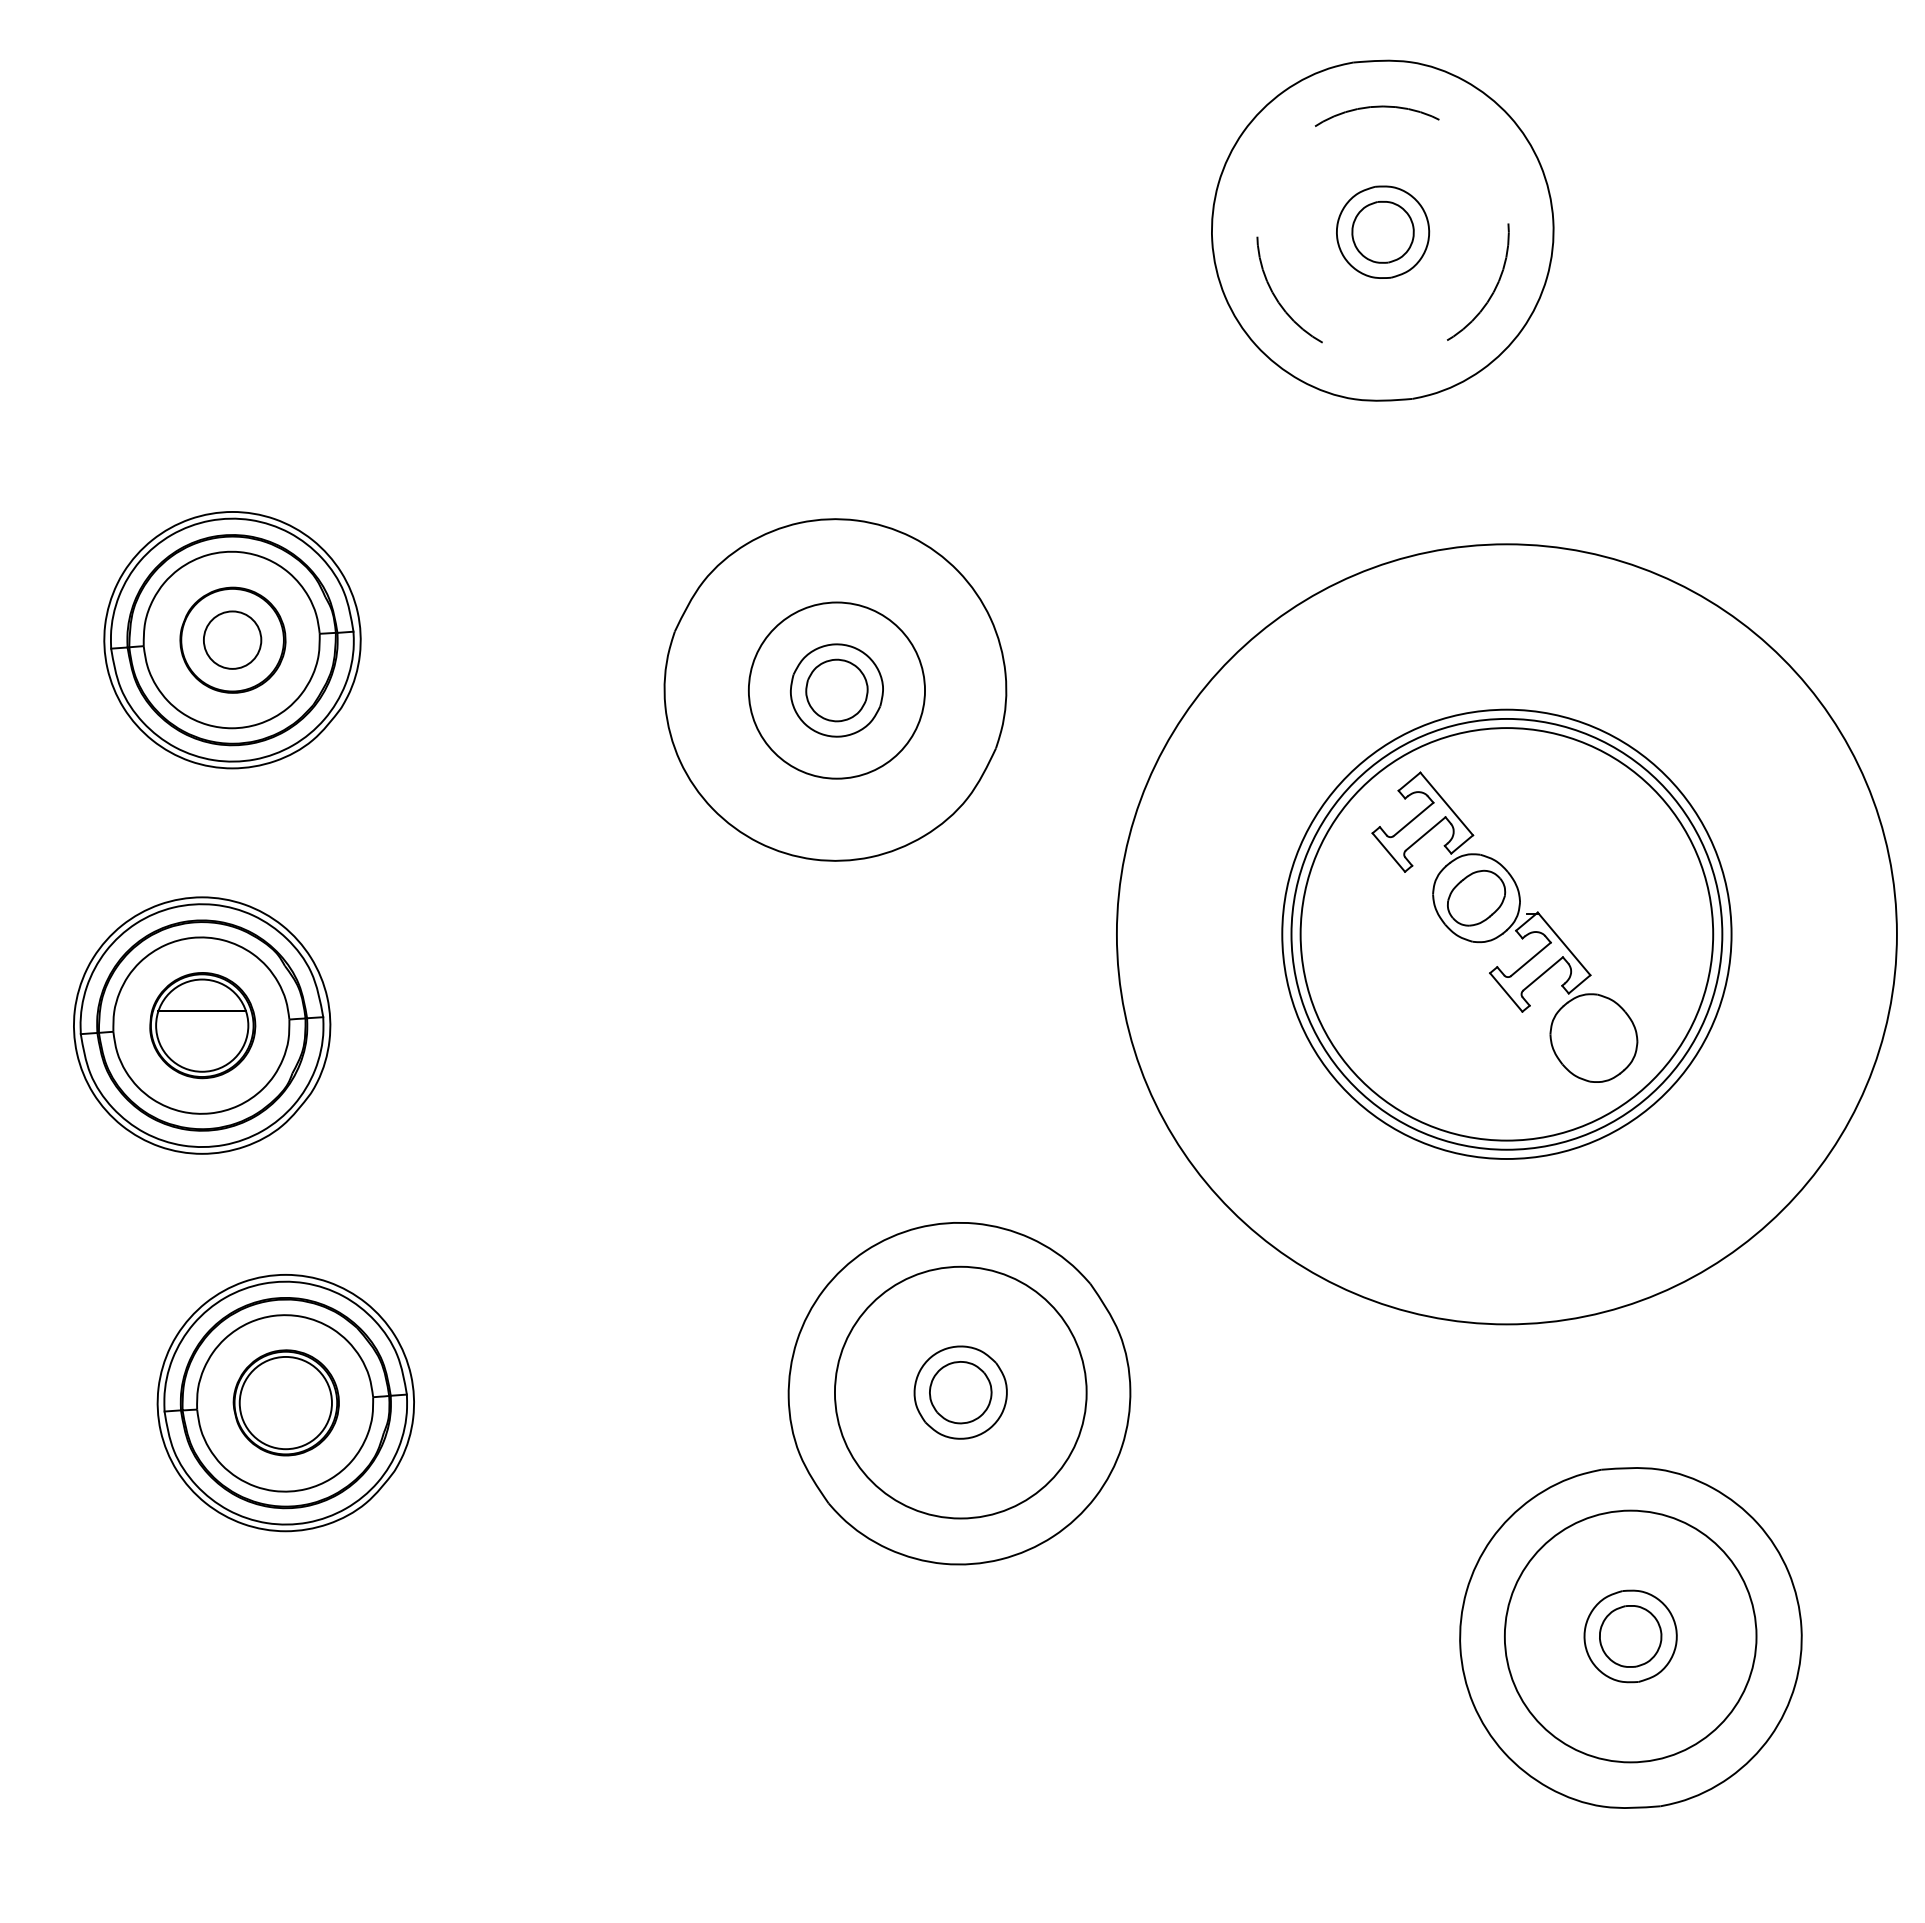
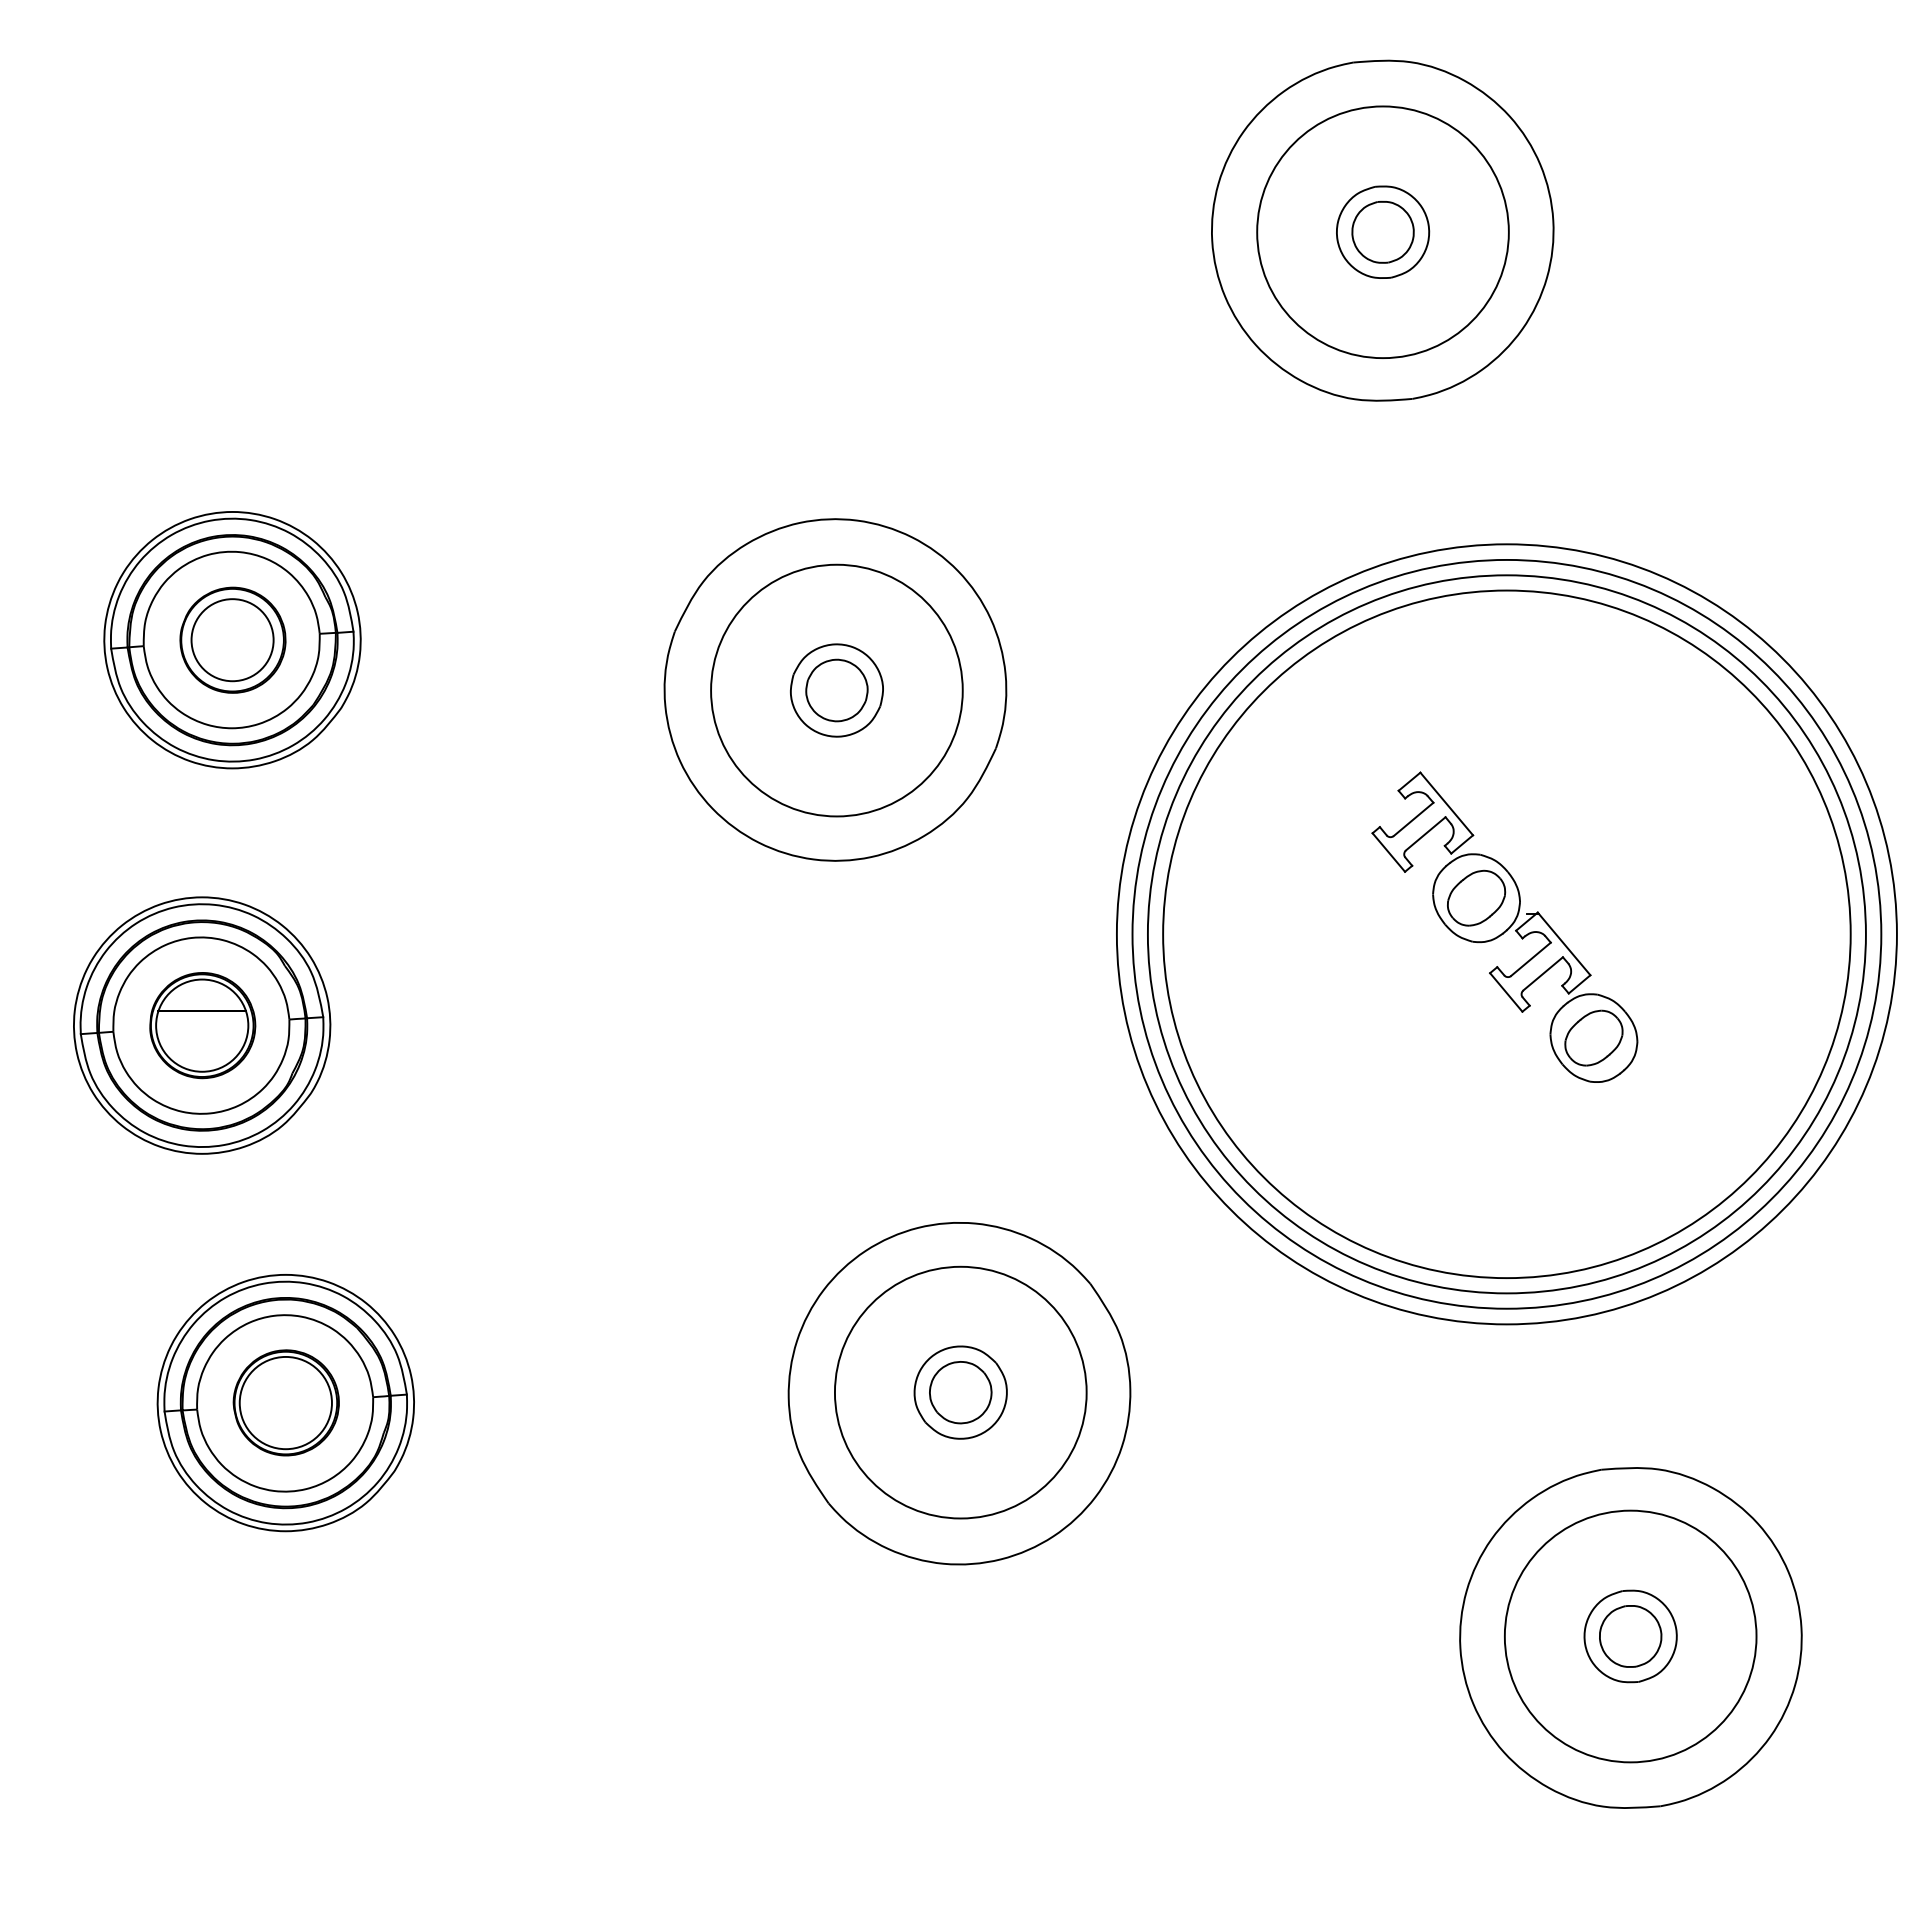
circle: dashed -> solid (1382, 232)
circle diameter: 57 px -> 82 px (232, 640)
circle diameter: 176 px -> 252 px (836, 690)
circle diameter: 431 px -> 718 px (1506, 934)
circle diameter: 449 px -> 749 px (1506, 933)
circle diameter: 413 px -> 688 px (1506, 934)
part: none -> present (1593, 1037)
